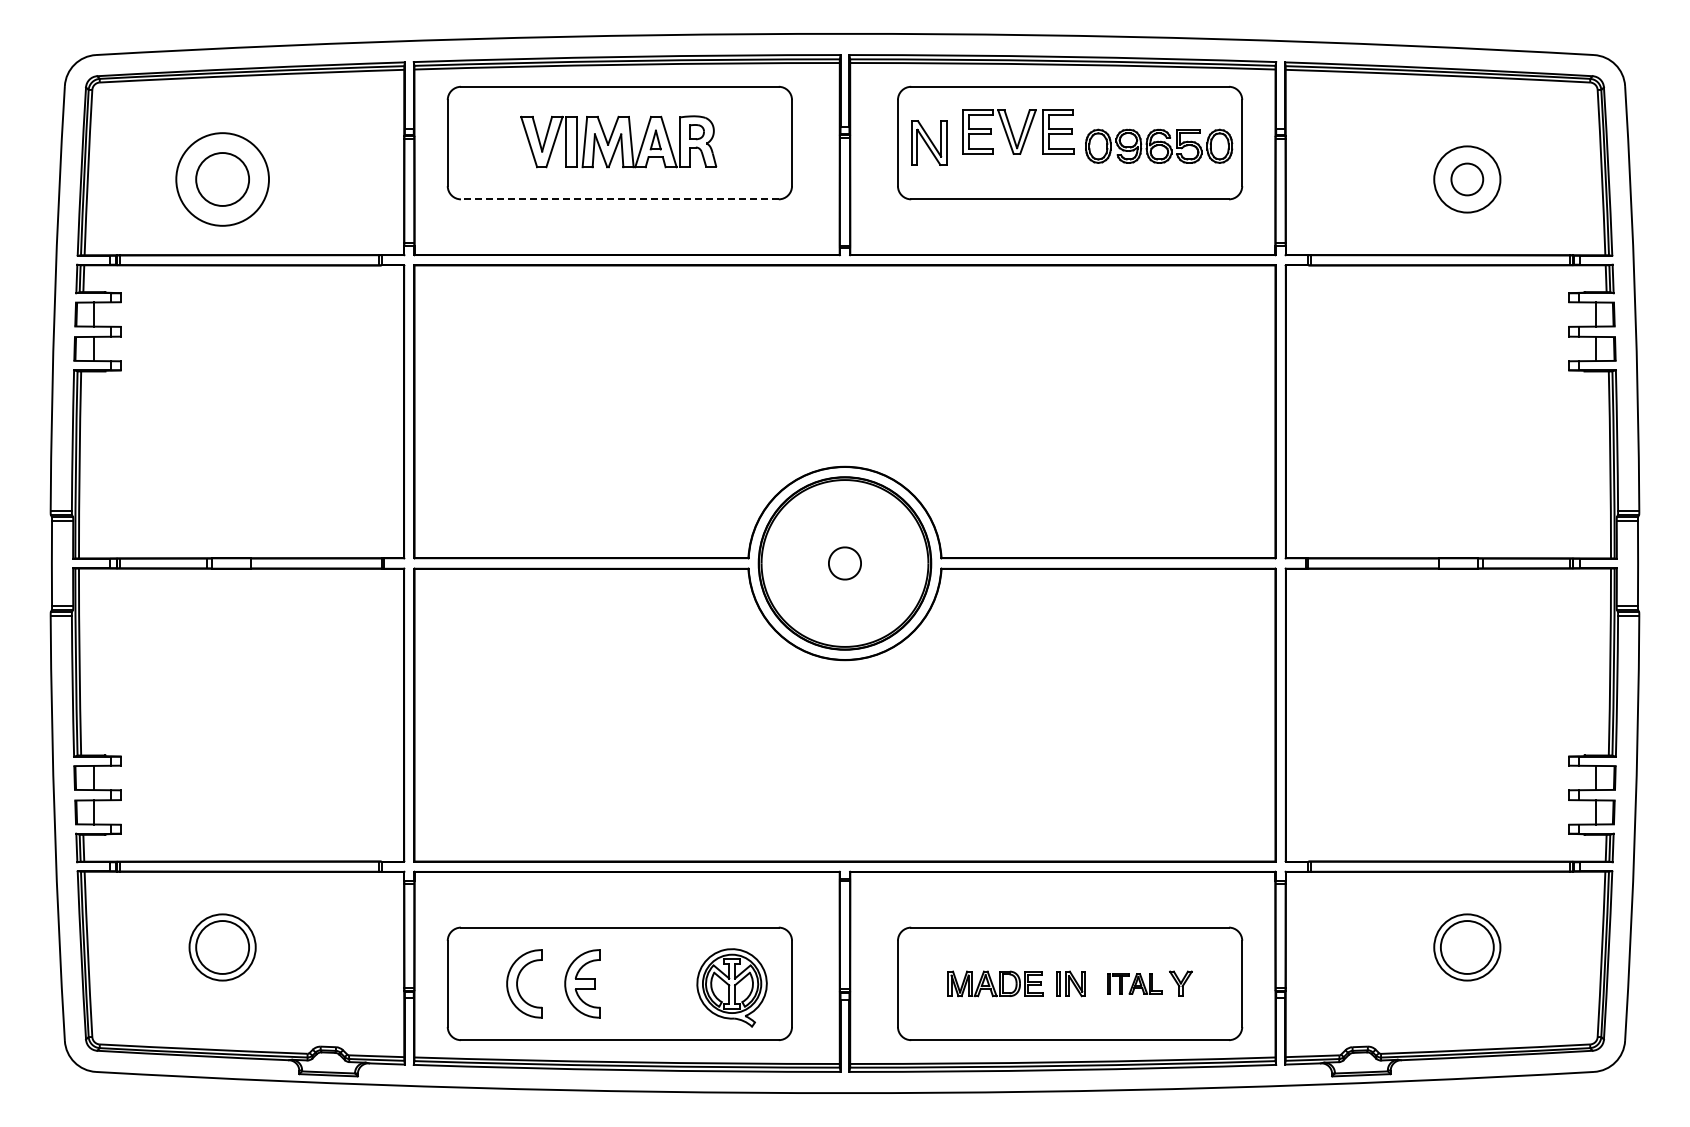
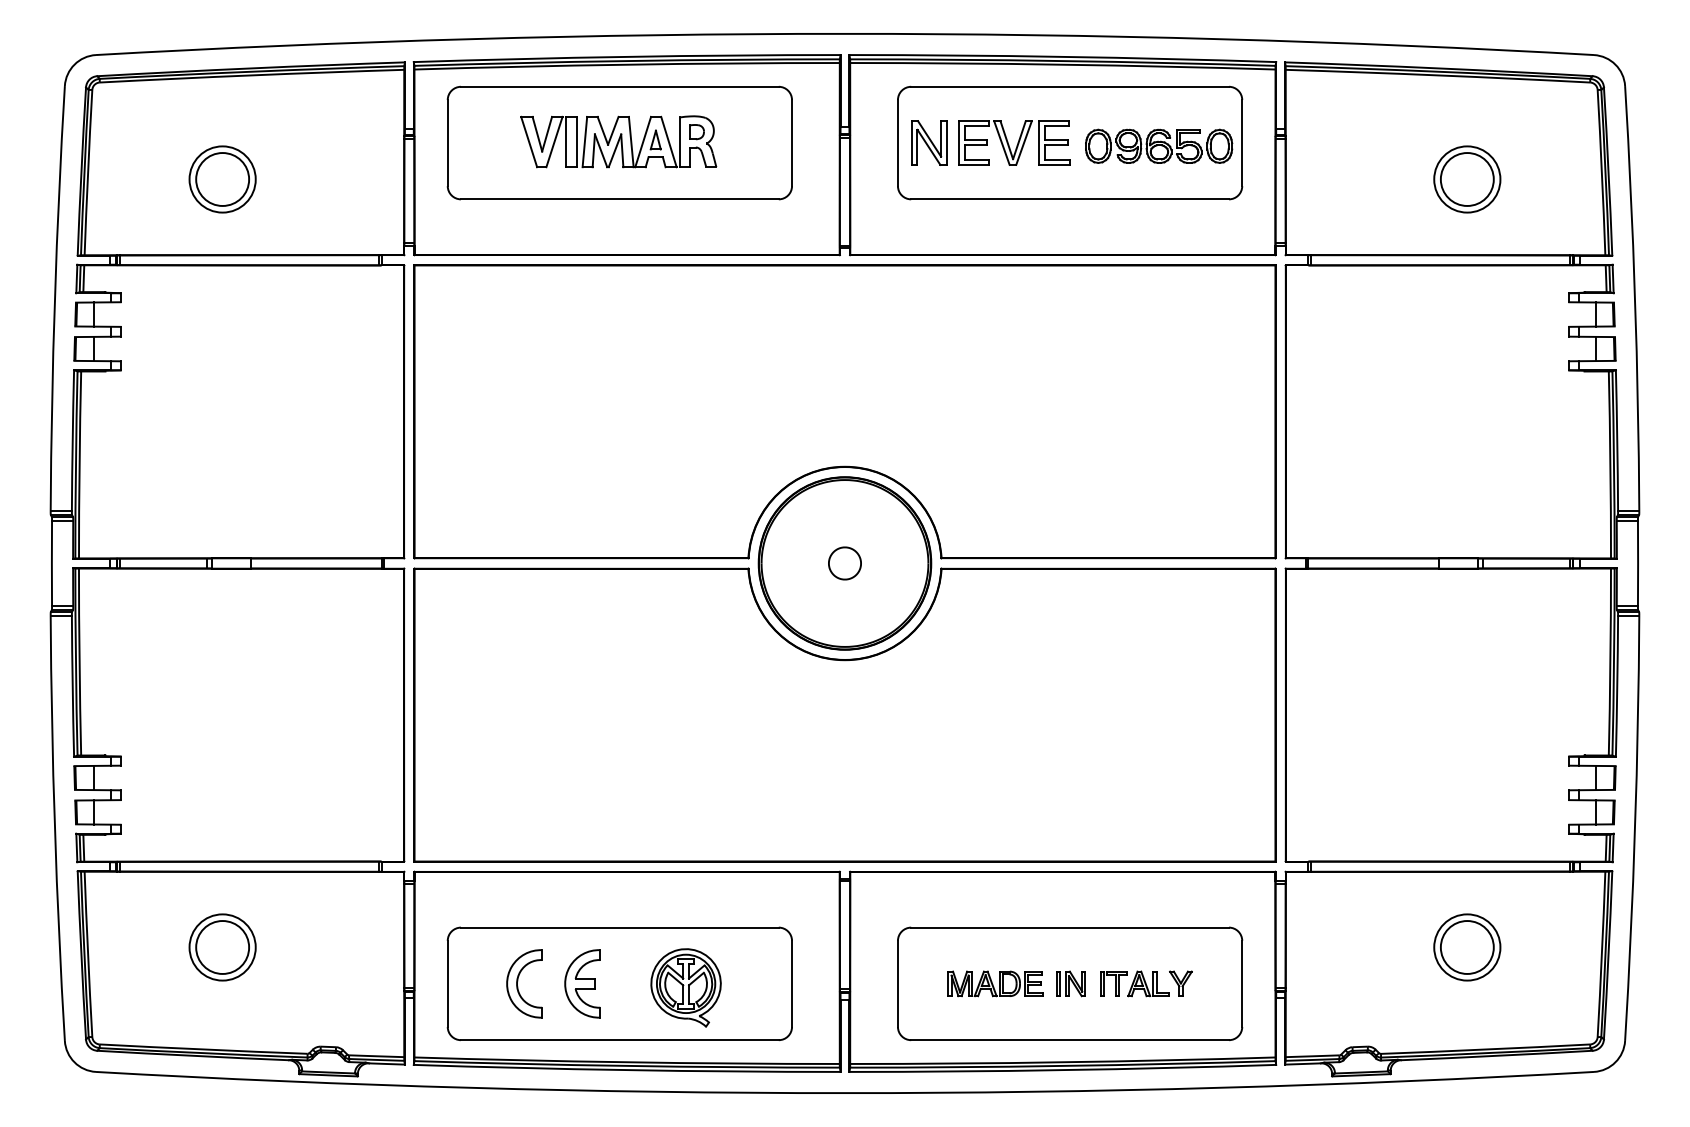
part position: (1018, 131) -> (1014, 142) (1014, 142)
circle diameter: 93 px -> 66 px (222, 179)
circle diameter: 32 px -> 53 px (1466, 179)
line: dashed -> solid (619, 199)
part size: 56x22 px -> 70x28 px (1134, 983)
part position: (731, 987) -> (685, 987) (685, 987)
